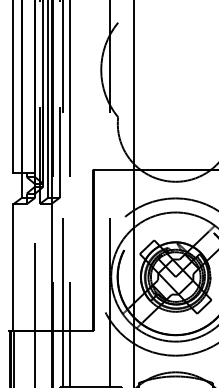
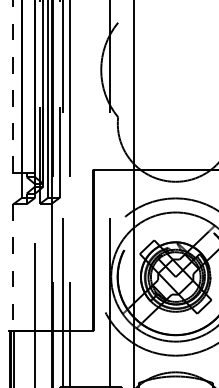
line: solid -> dashed (13, 86)
line: solid -> dashed (13, 267)
